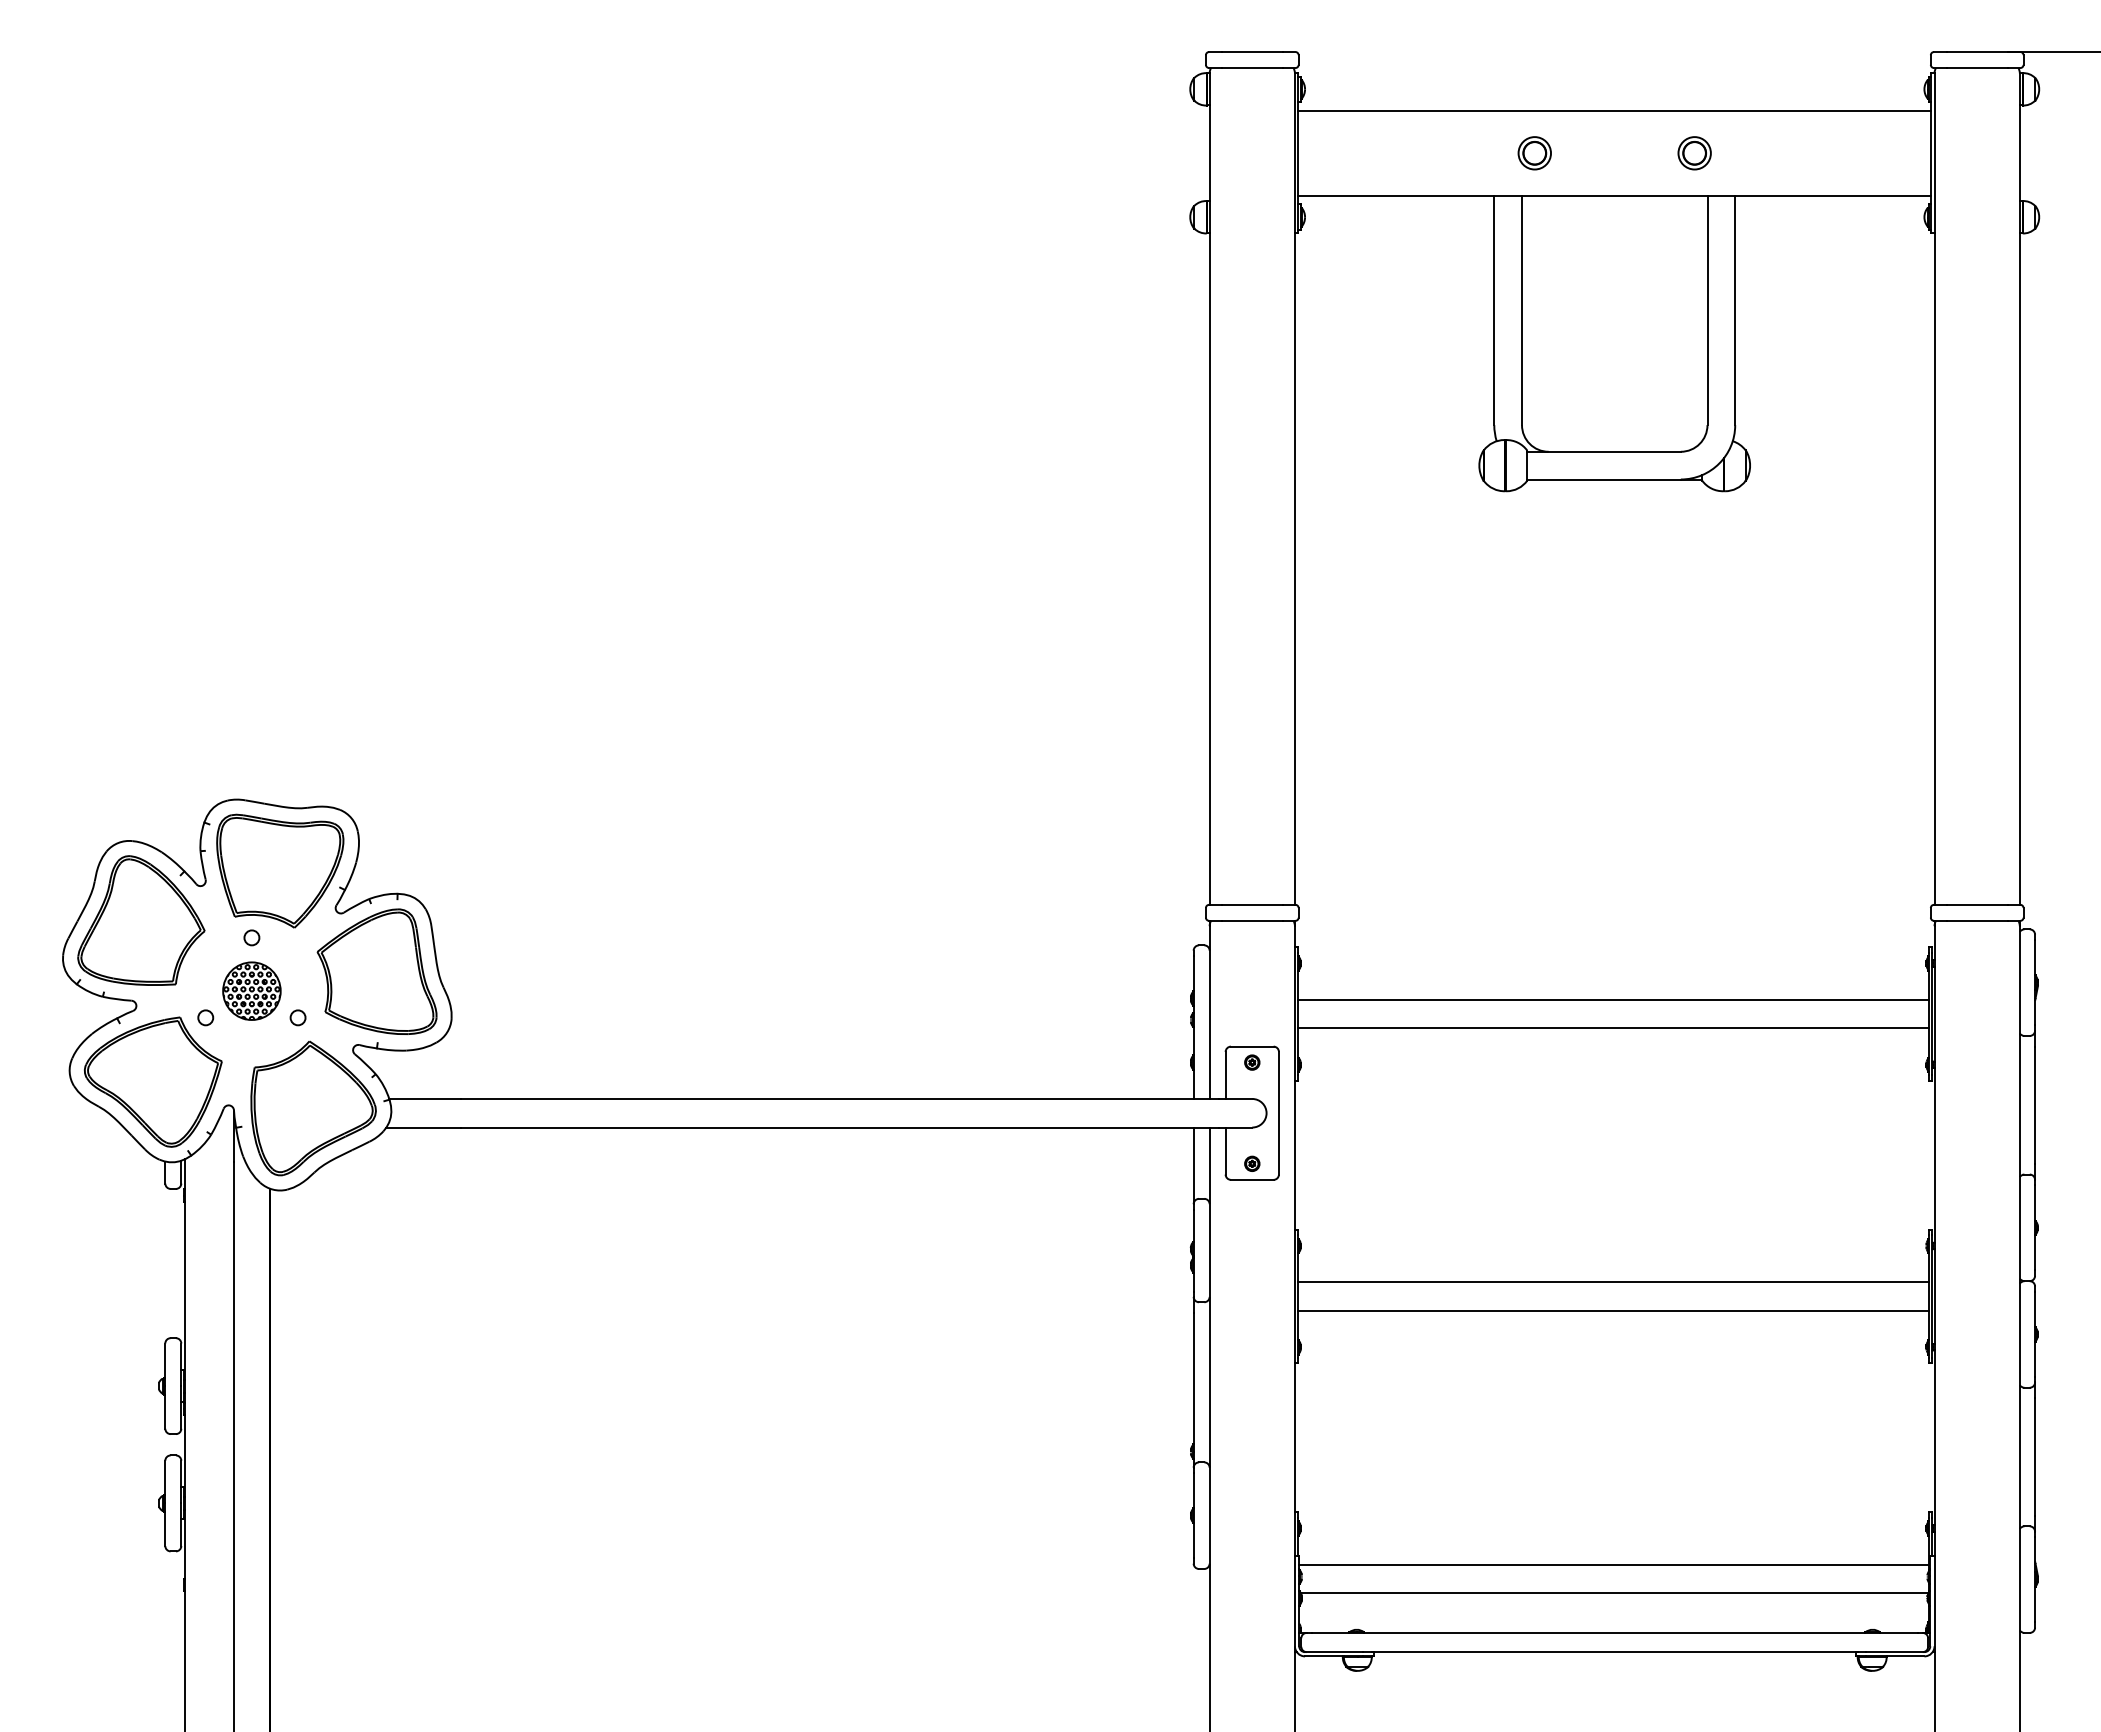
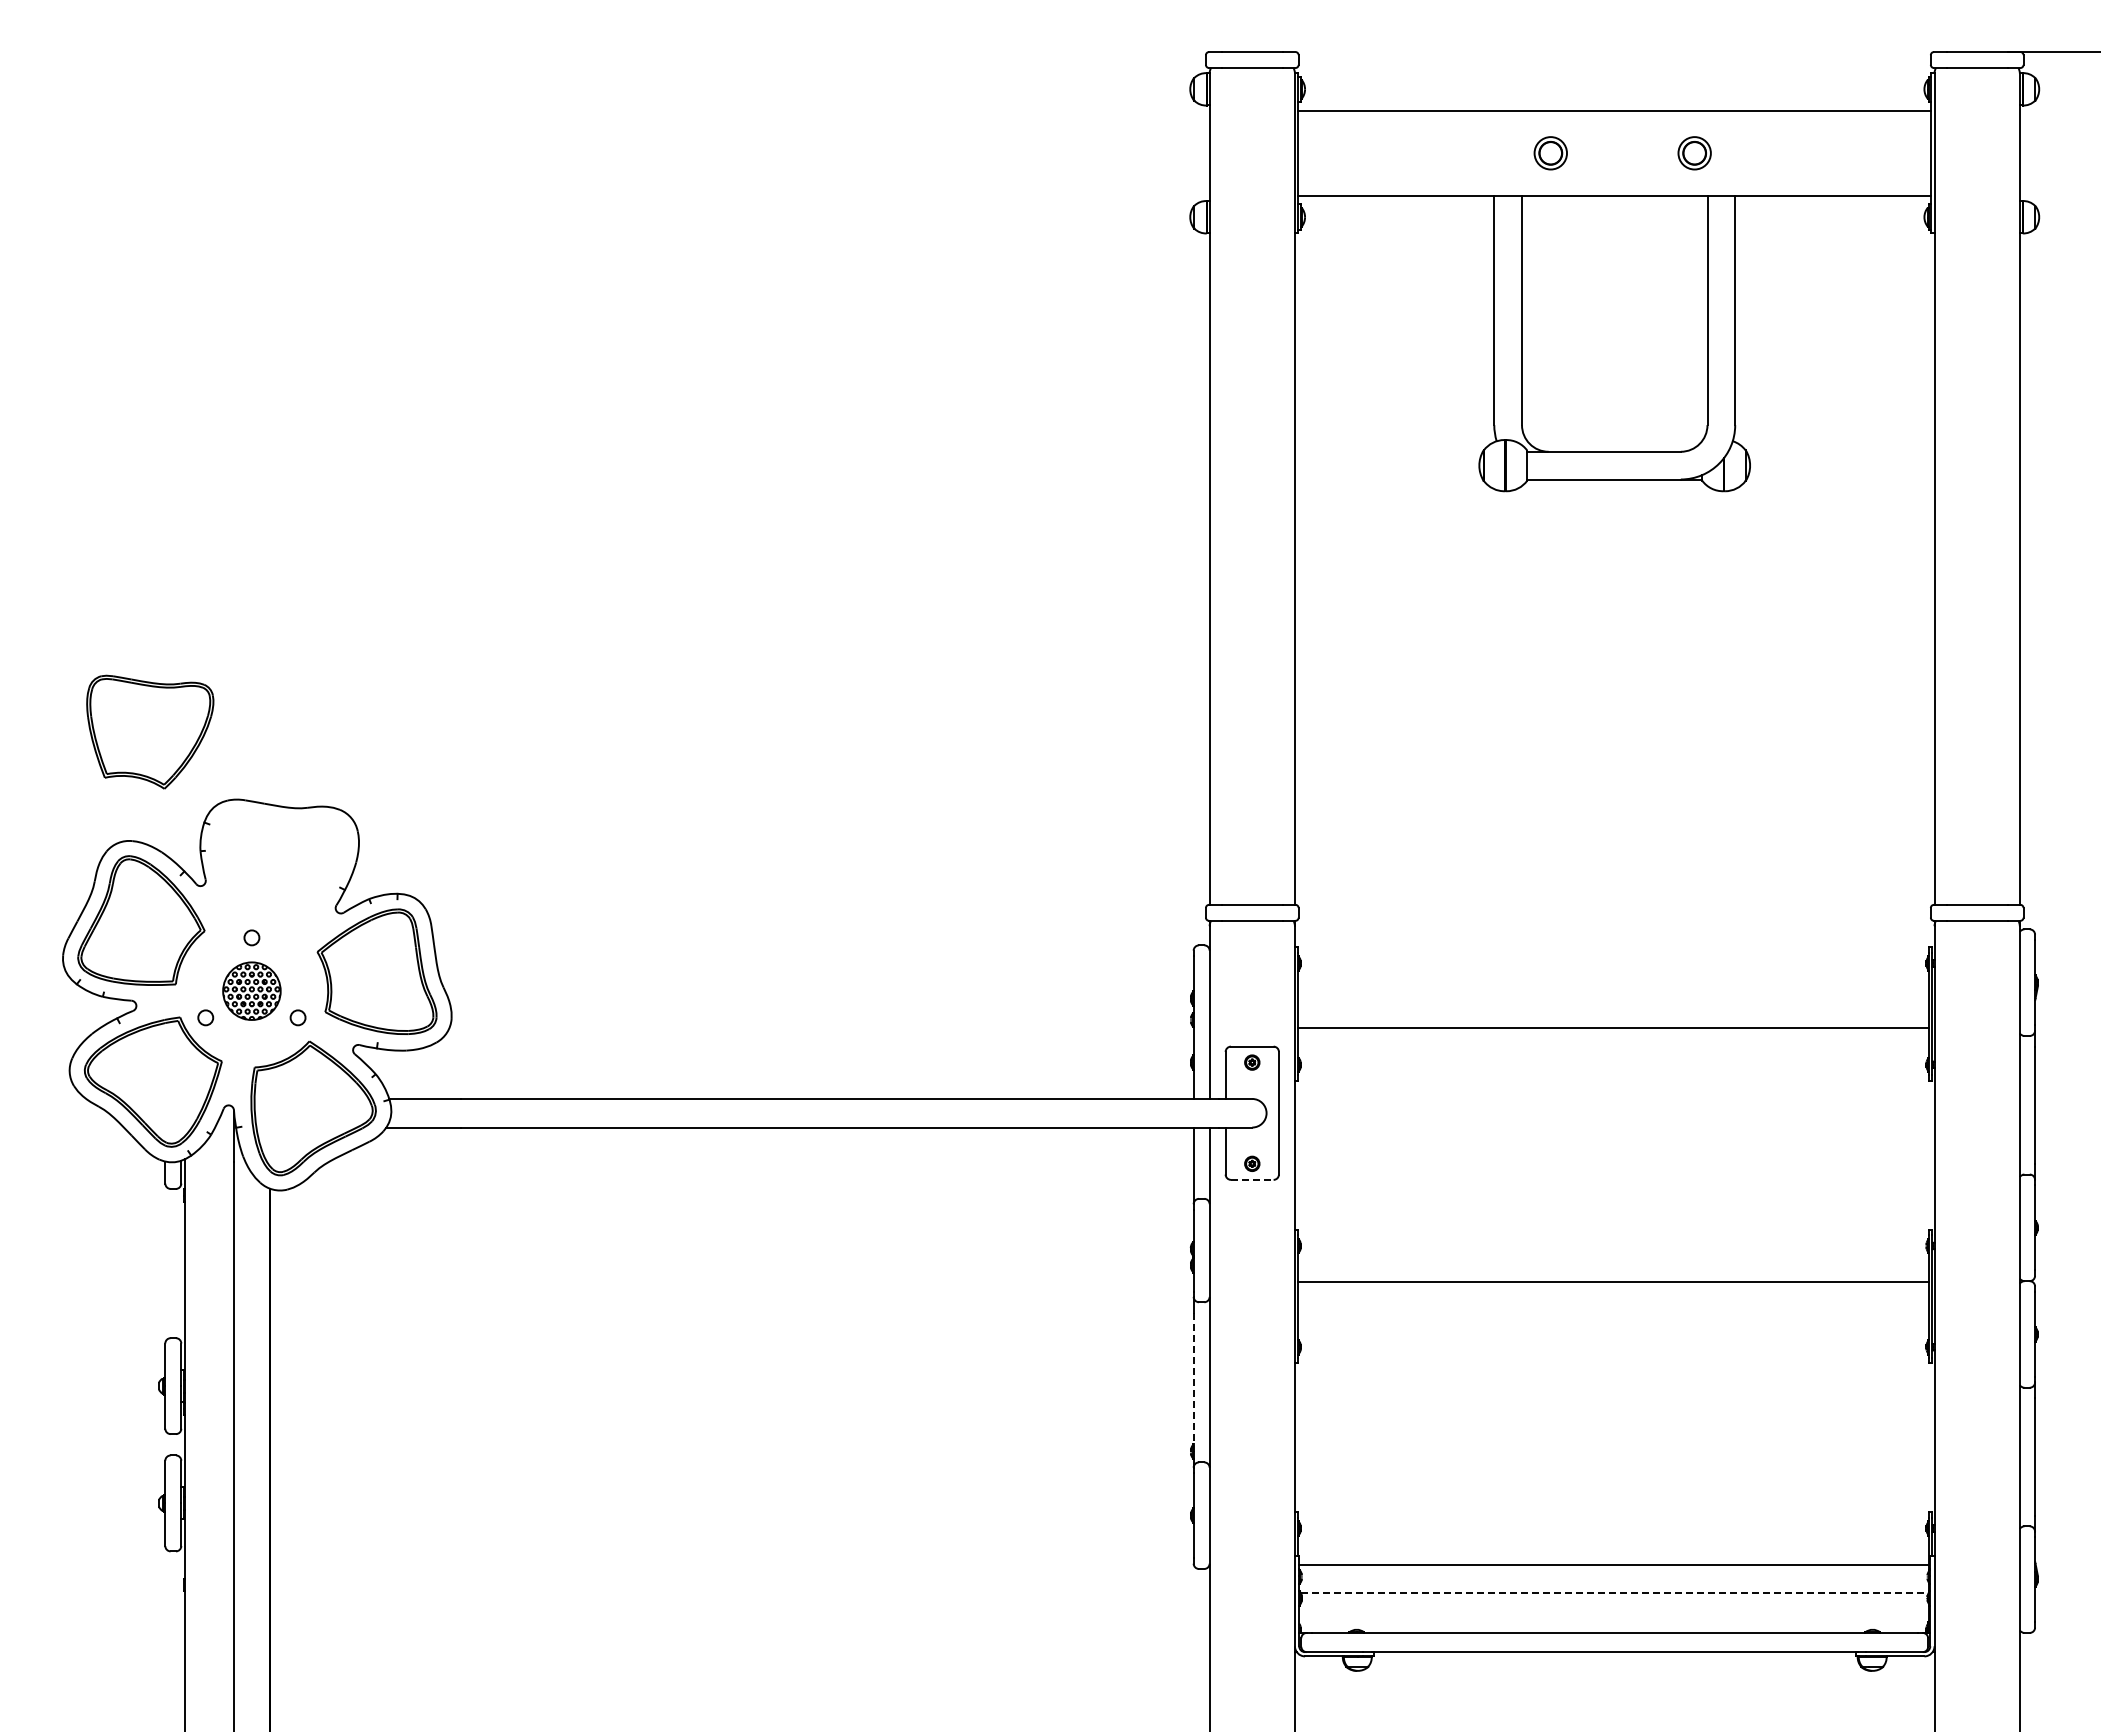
part position: (1534, 153) -> (1550, 153) (1550, 153)
part position: (280, 870) -> (150, 731) (150, 731)
line: present -> none (1613, 999)
line: solid -> dashed (1252, 1179)
line: present -> none (1613, 1310)
line: solid -> dashed (1193, 1381)
line: solid -> dashed (1614, 1593)
